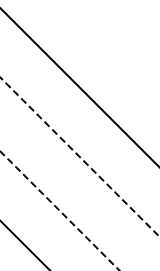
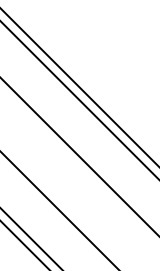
line: none -> present (79, 99)
line: dashed -> solid (80, 157)
line: dashed -> solid (60, 211)
line: none -> present (31, 238)
